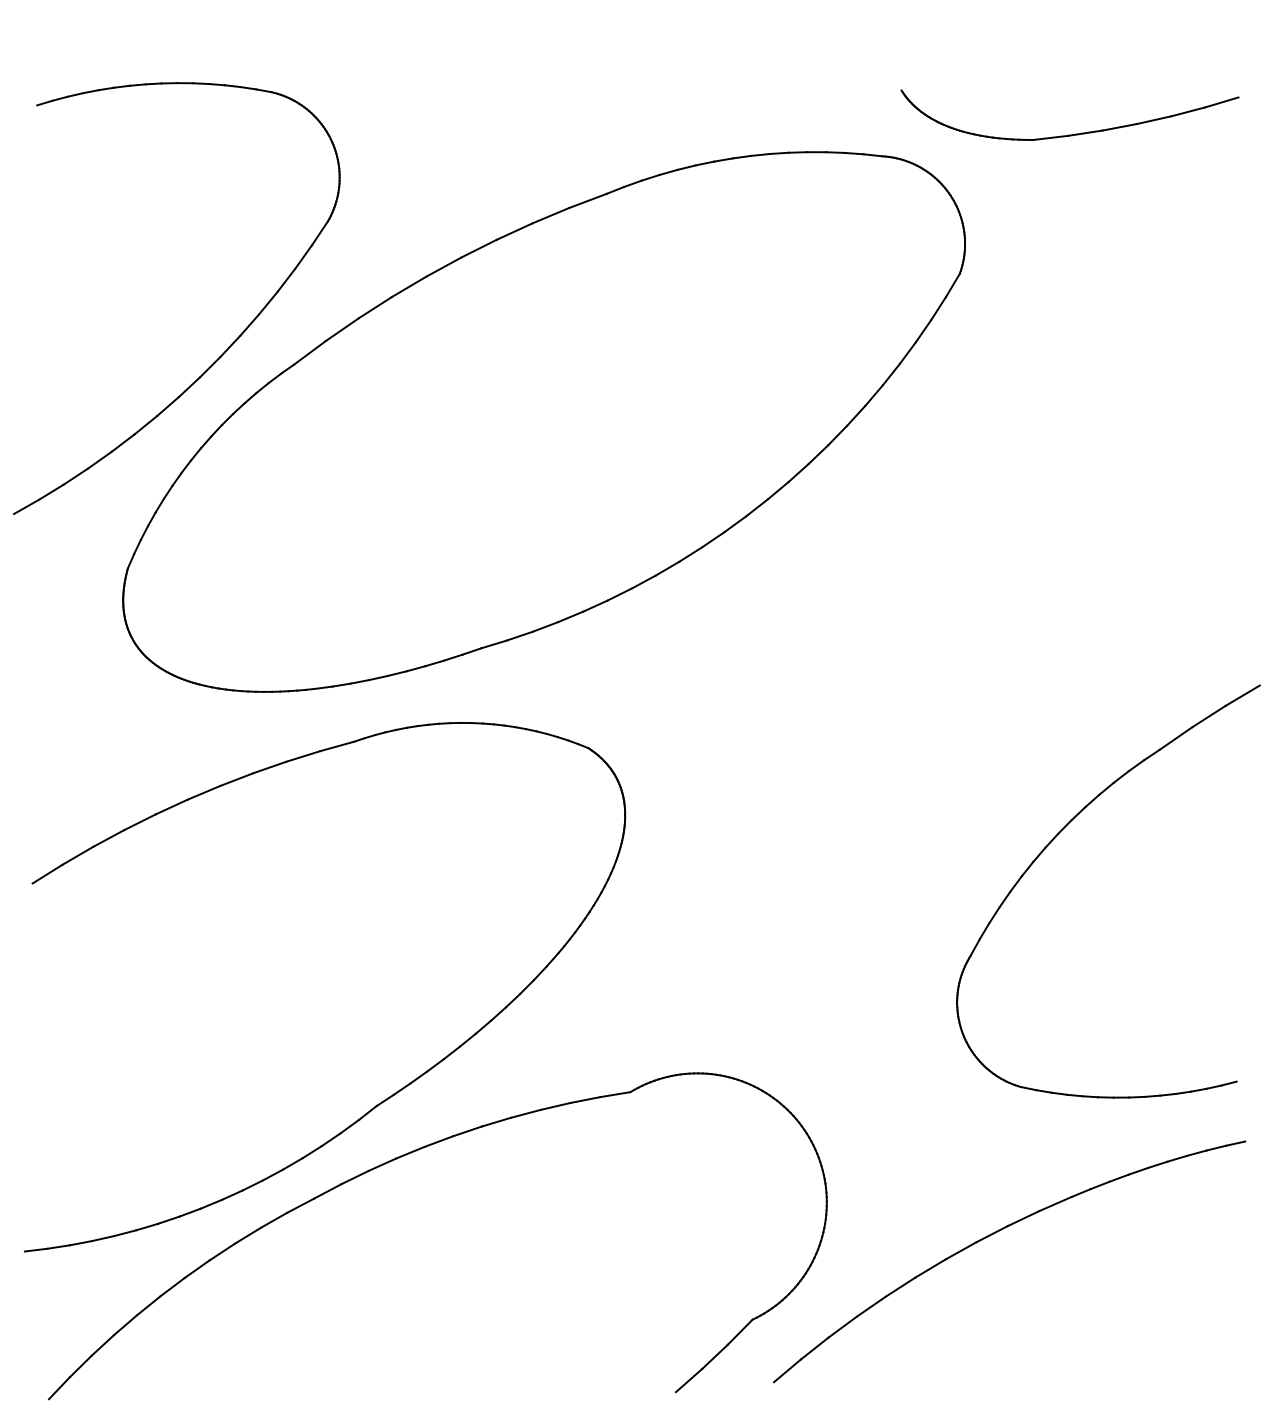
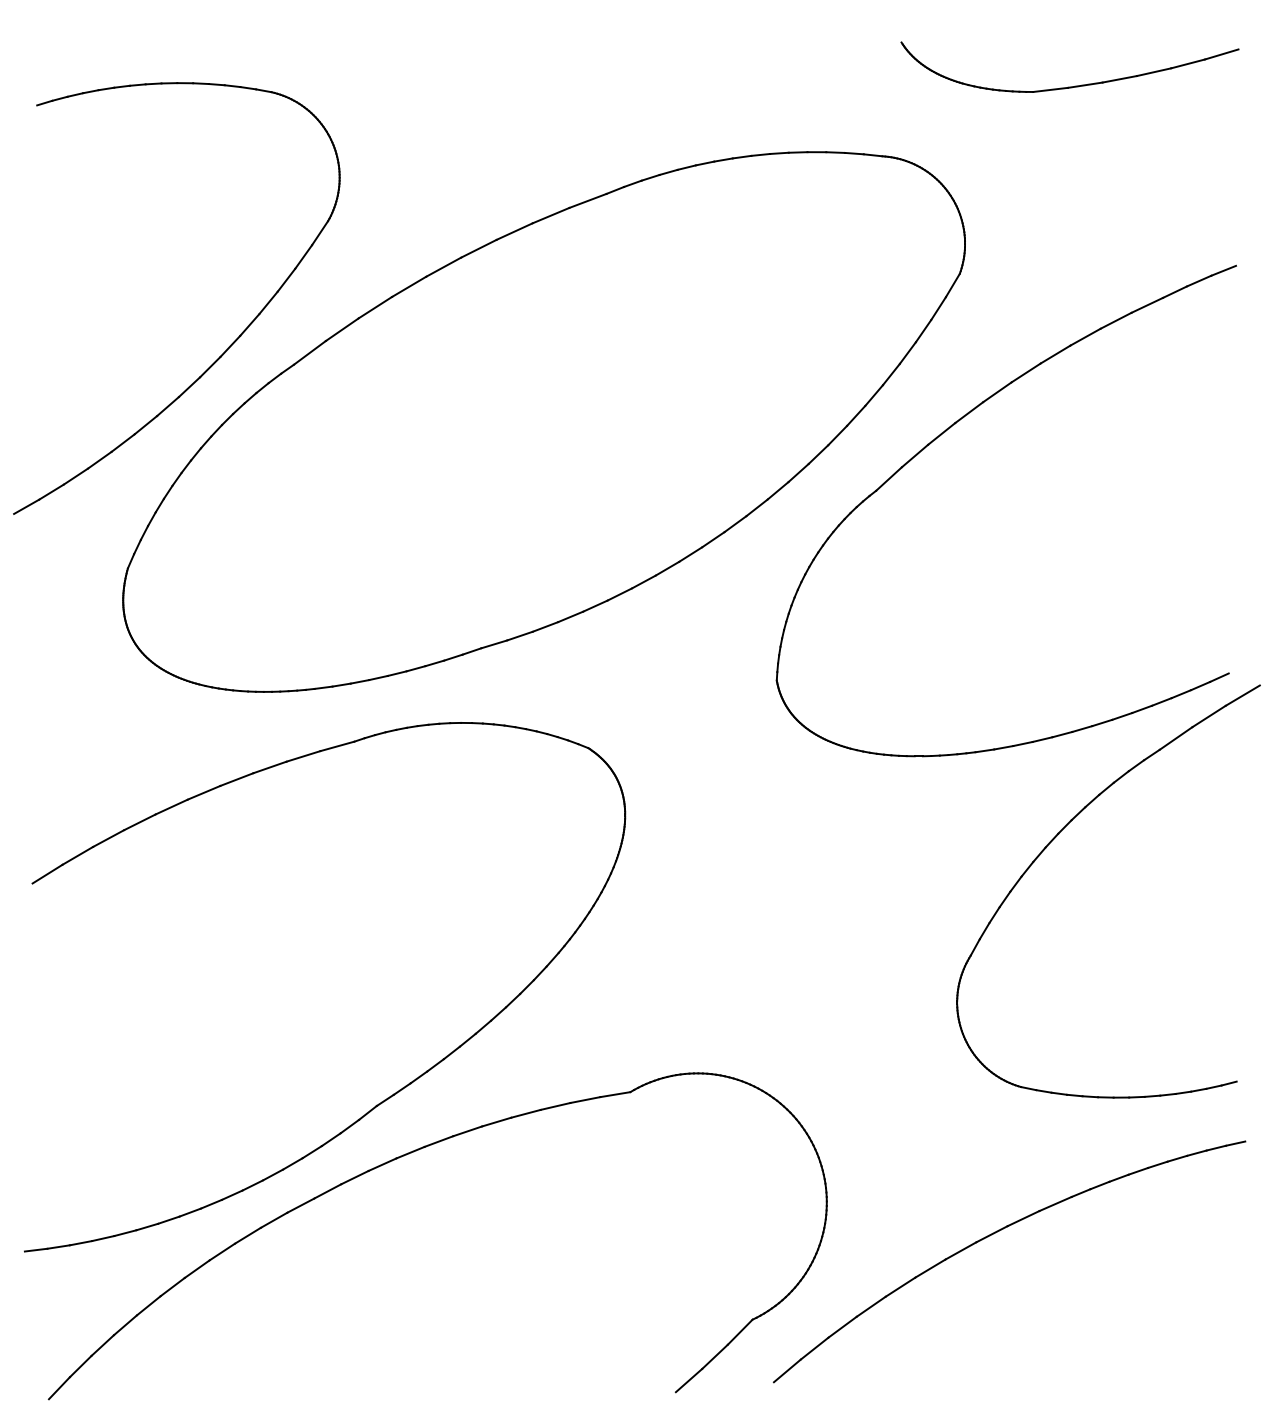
part position: (1075, 133) -> (1075, 85) (1075, 85)
part: none -> present (945, 432)
